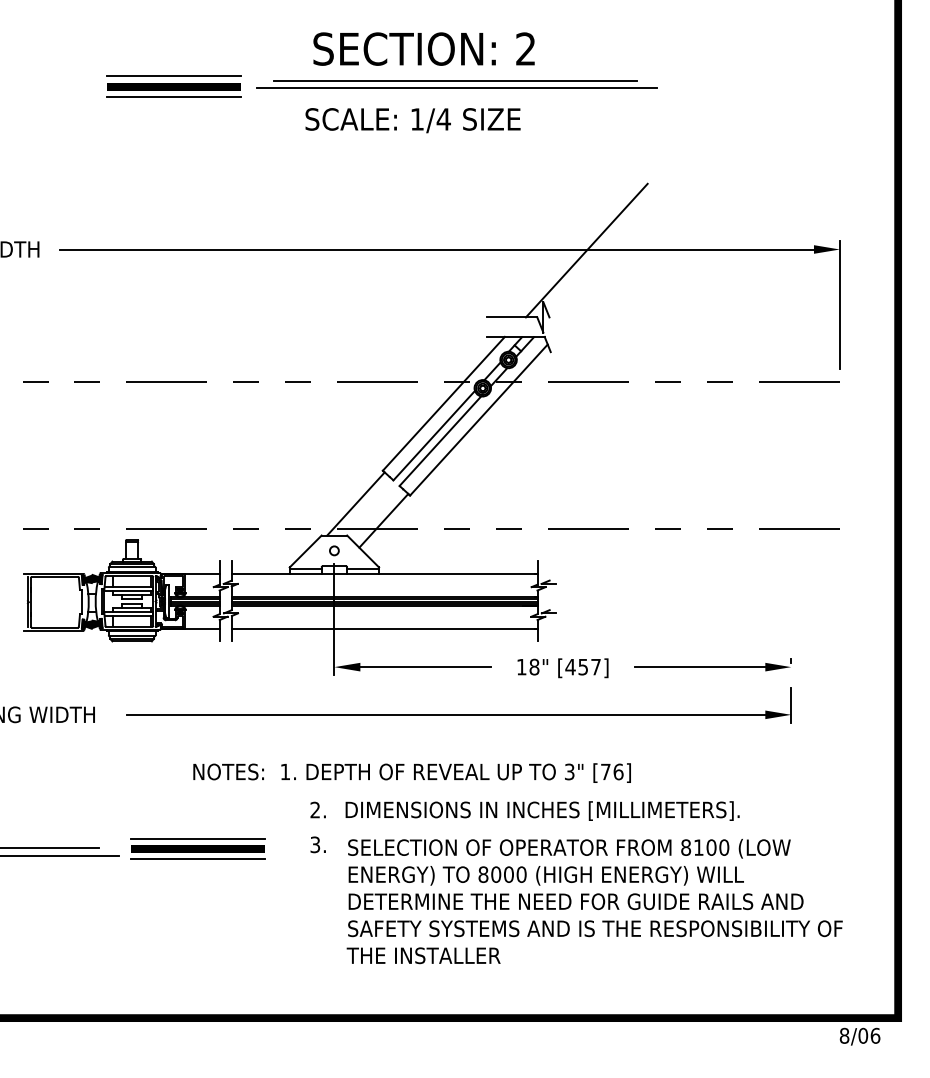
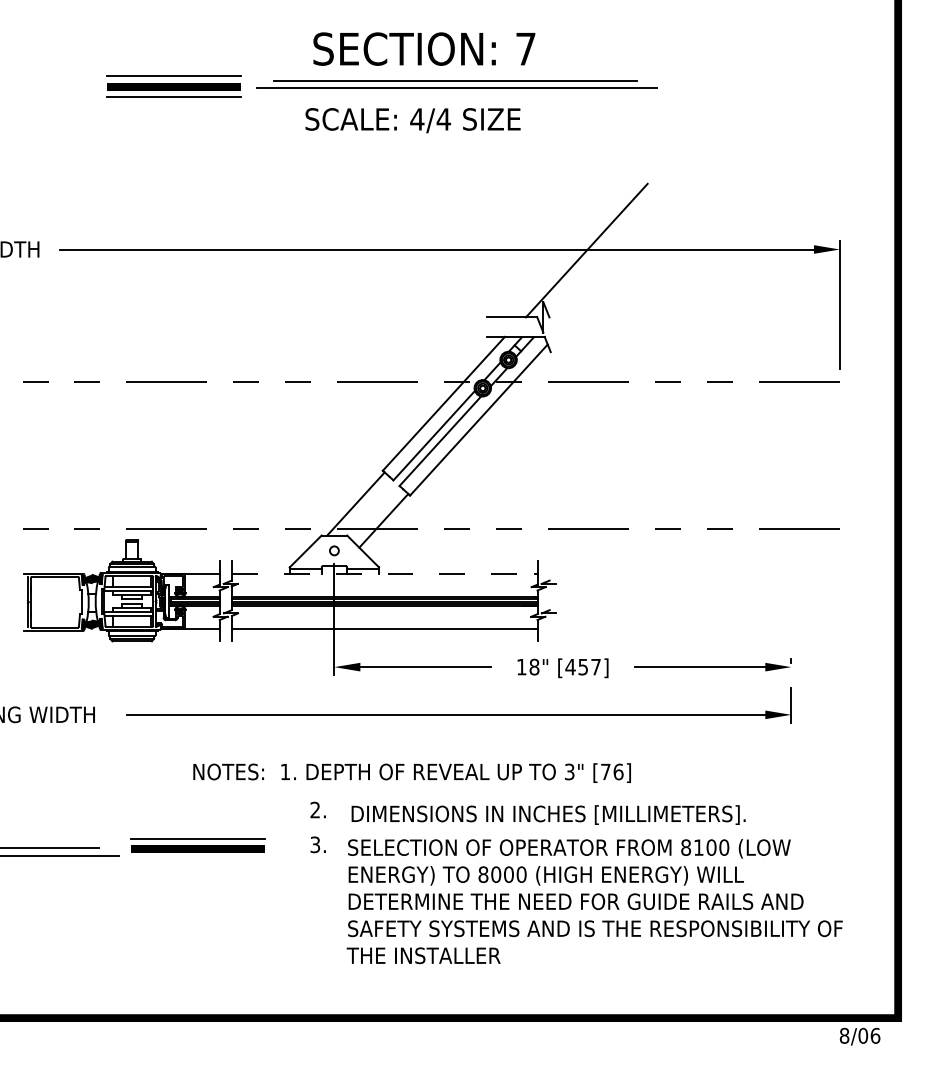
text: 2 -> 7 (525, 48)
text: 1/4 -> 4/4 (417, 119)
line: solid -> dashed (384, 573)
text position: (542, 810) -> (548, 814) (548, 814)
line: present -> none (197, 859)
